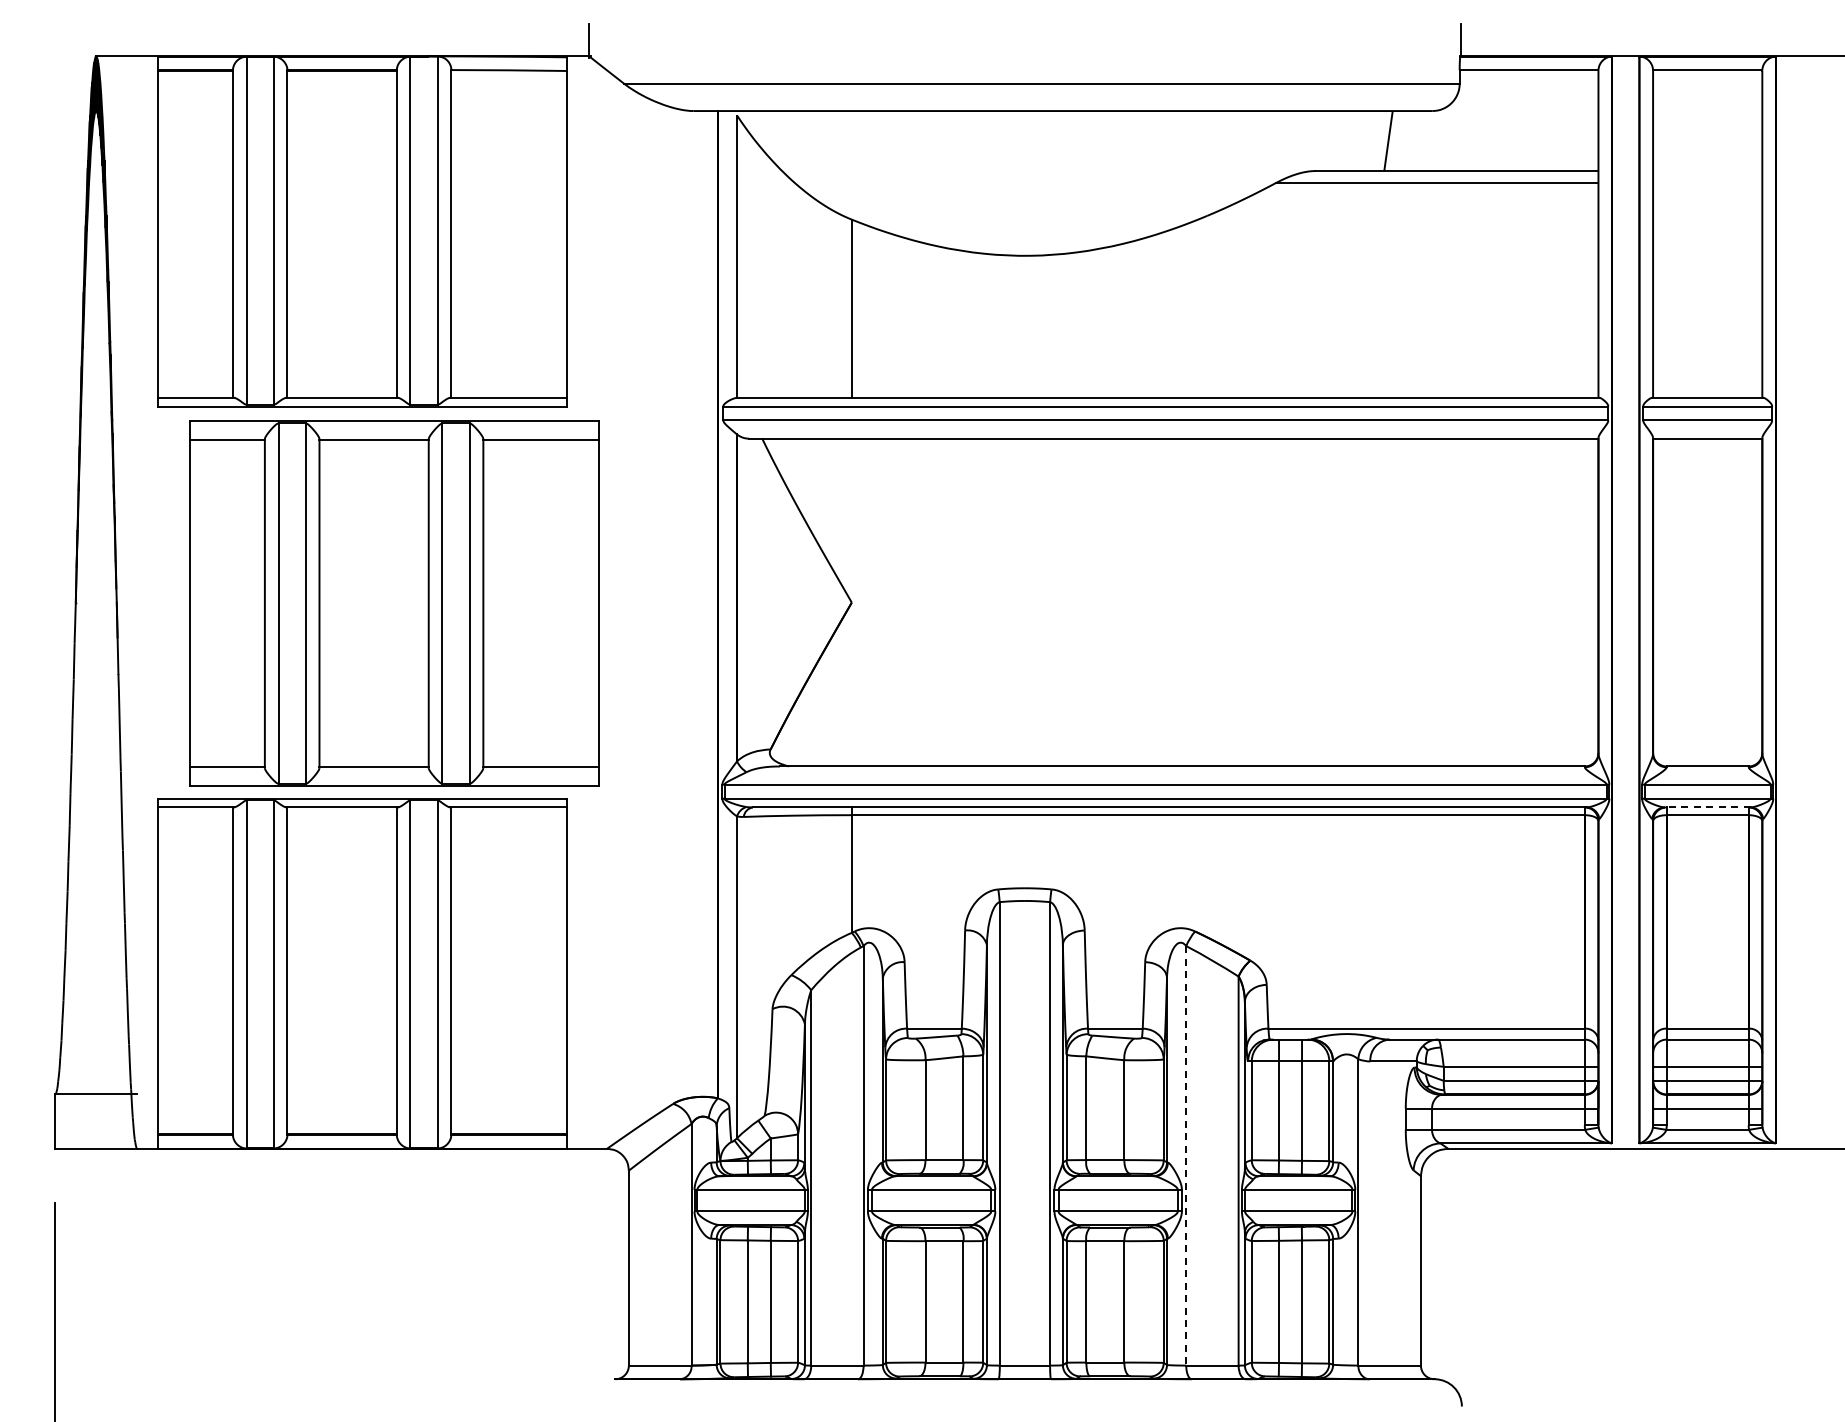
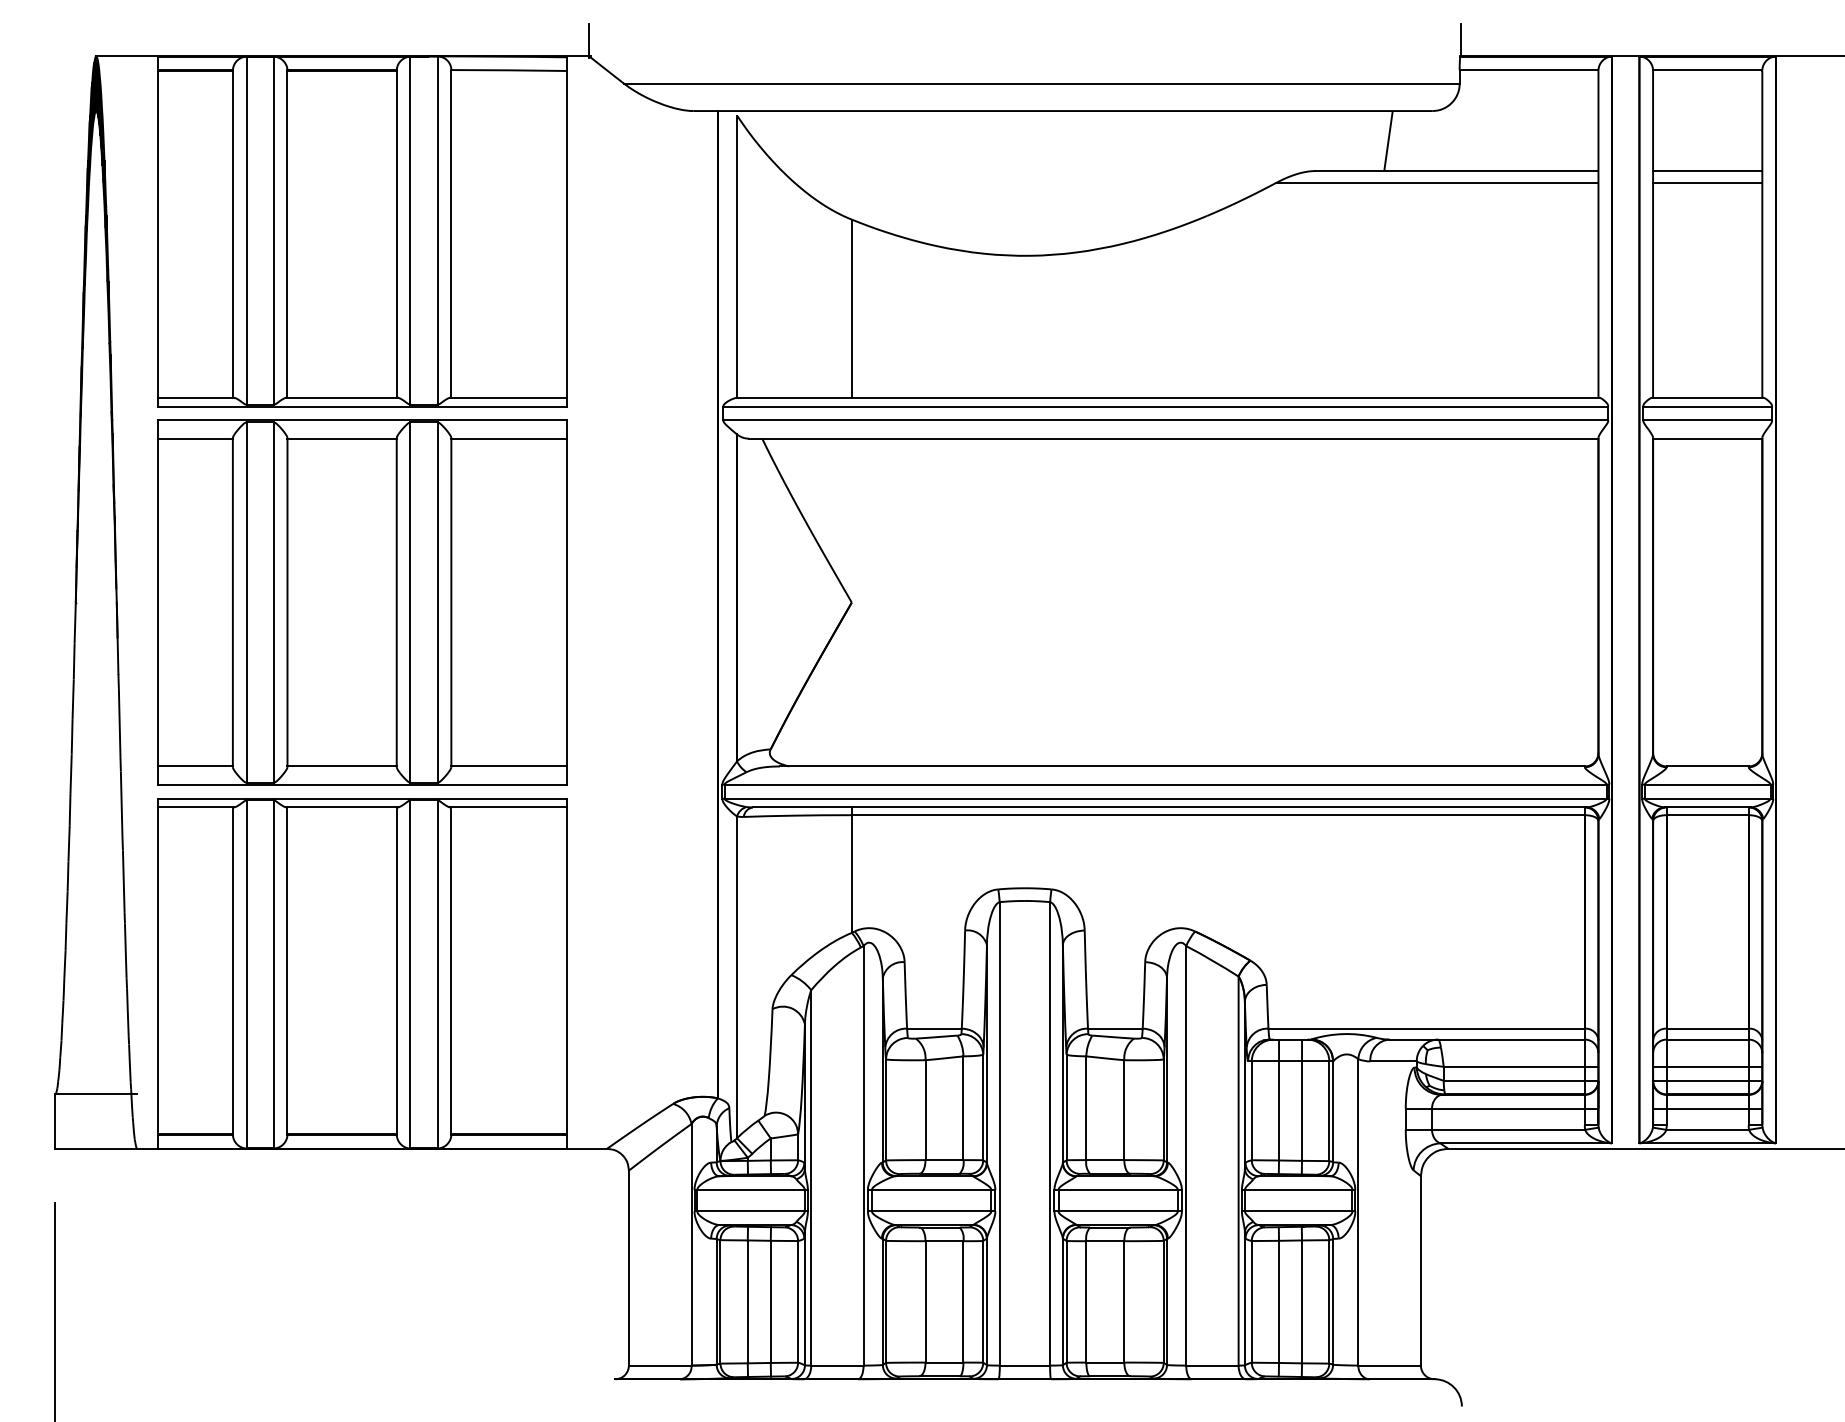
line: none -> present (1707, 171)
line: none -> present (1707, 183)
part position: (394, 603) -> (362, 602) (362, 602)
line: dashed -> solid (1707, 807)
line: dashed -> solid (1186, 1155)
